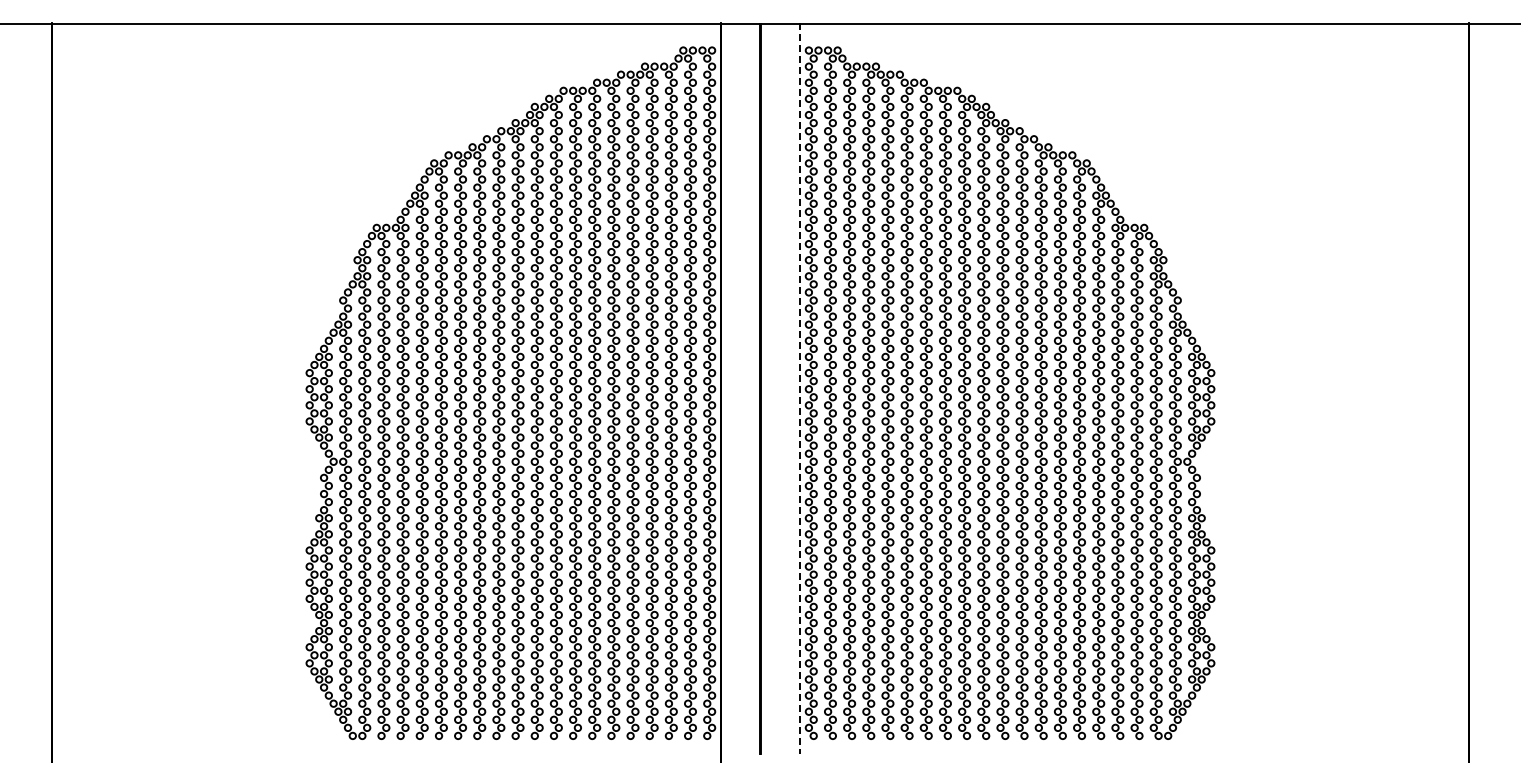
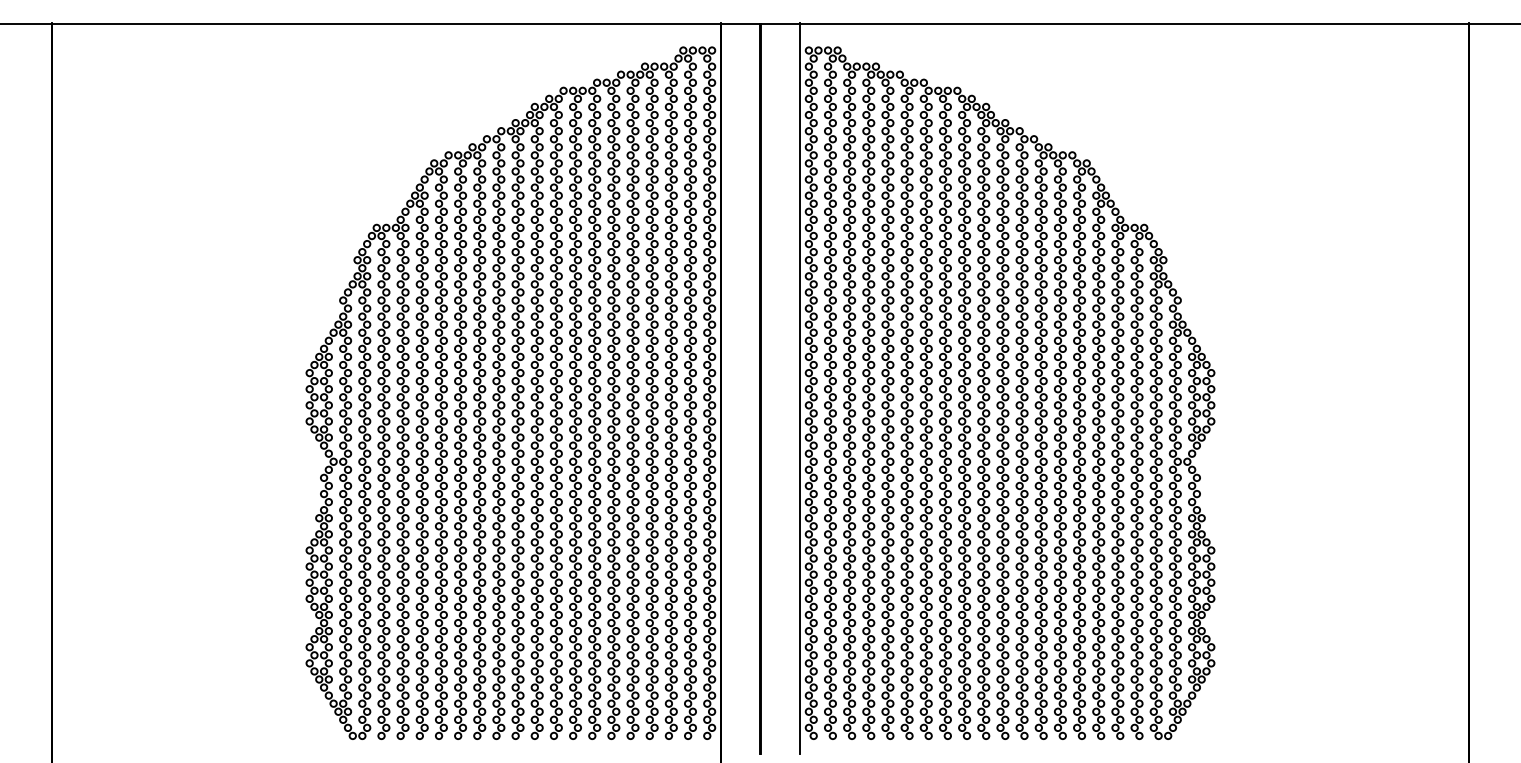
line: dashed -> solid (800, 388)
